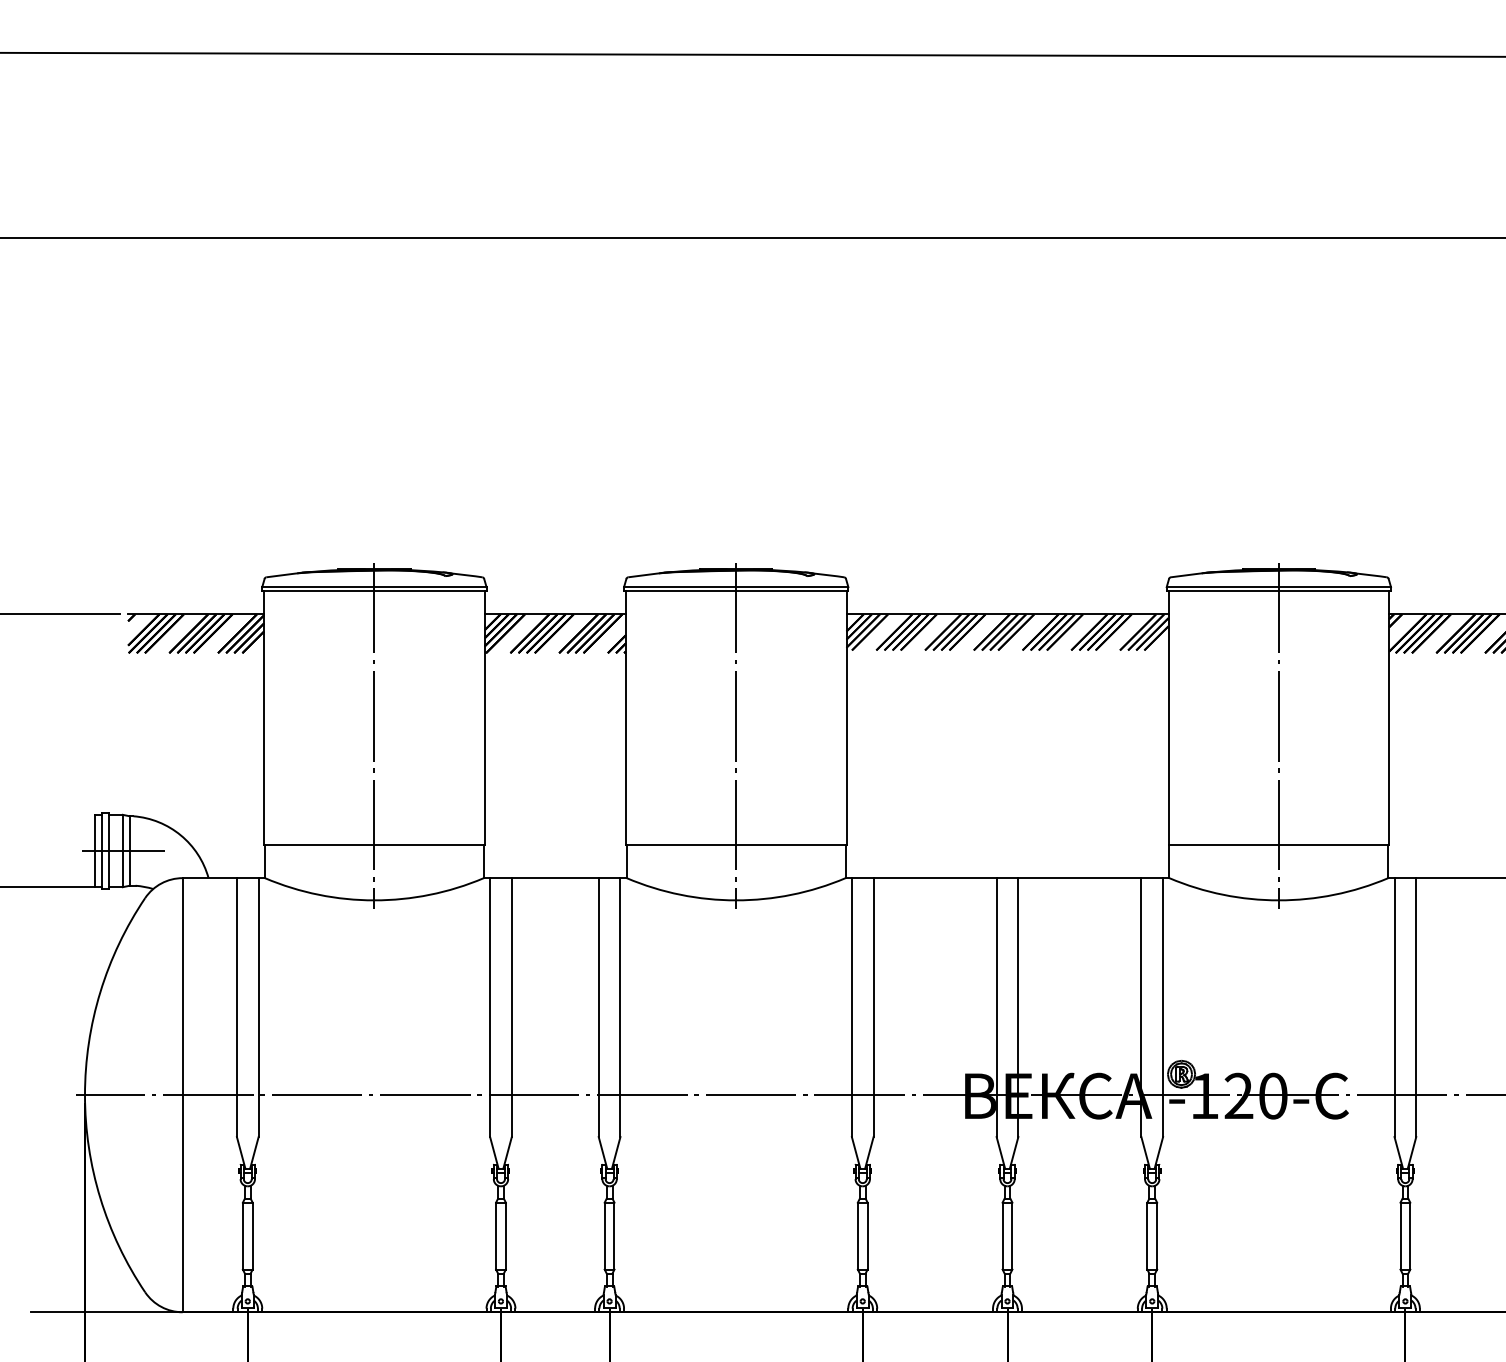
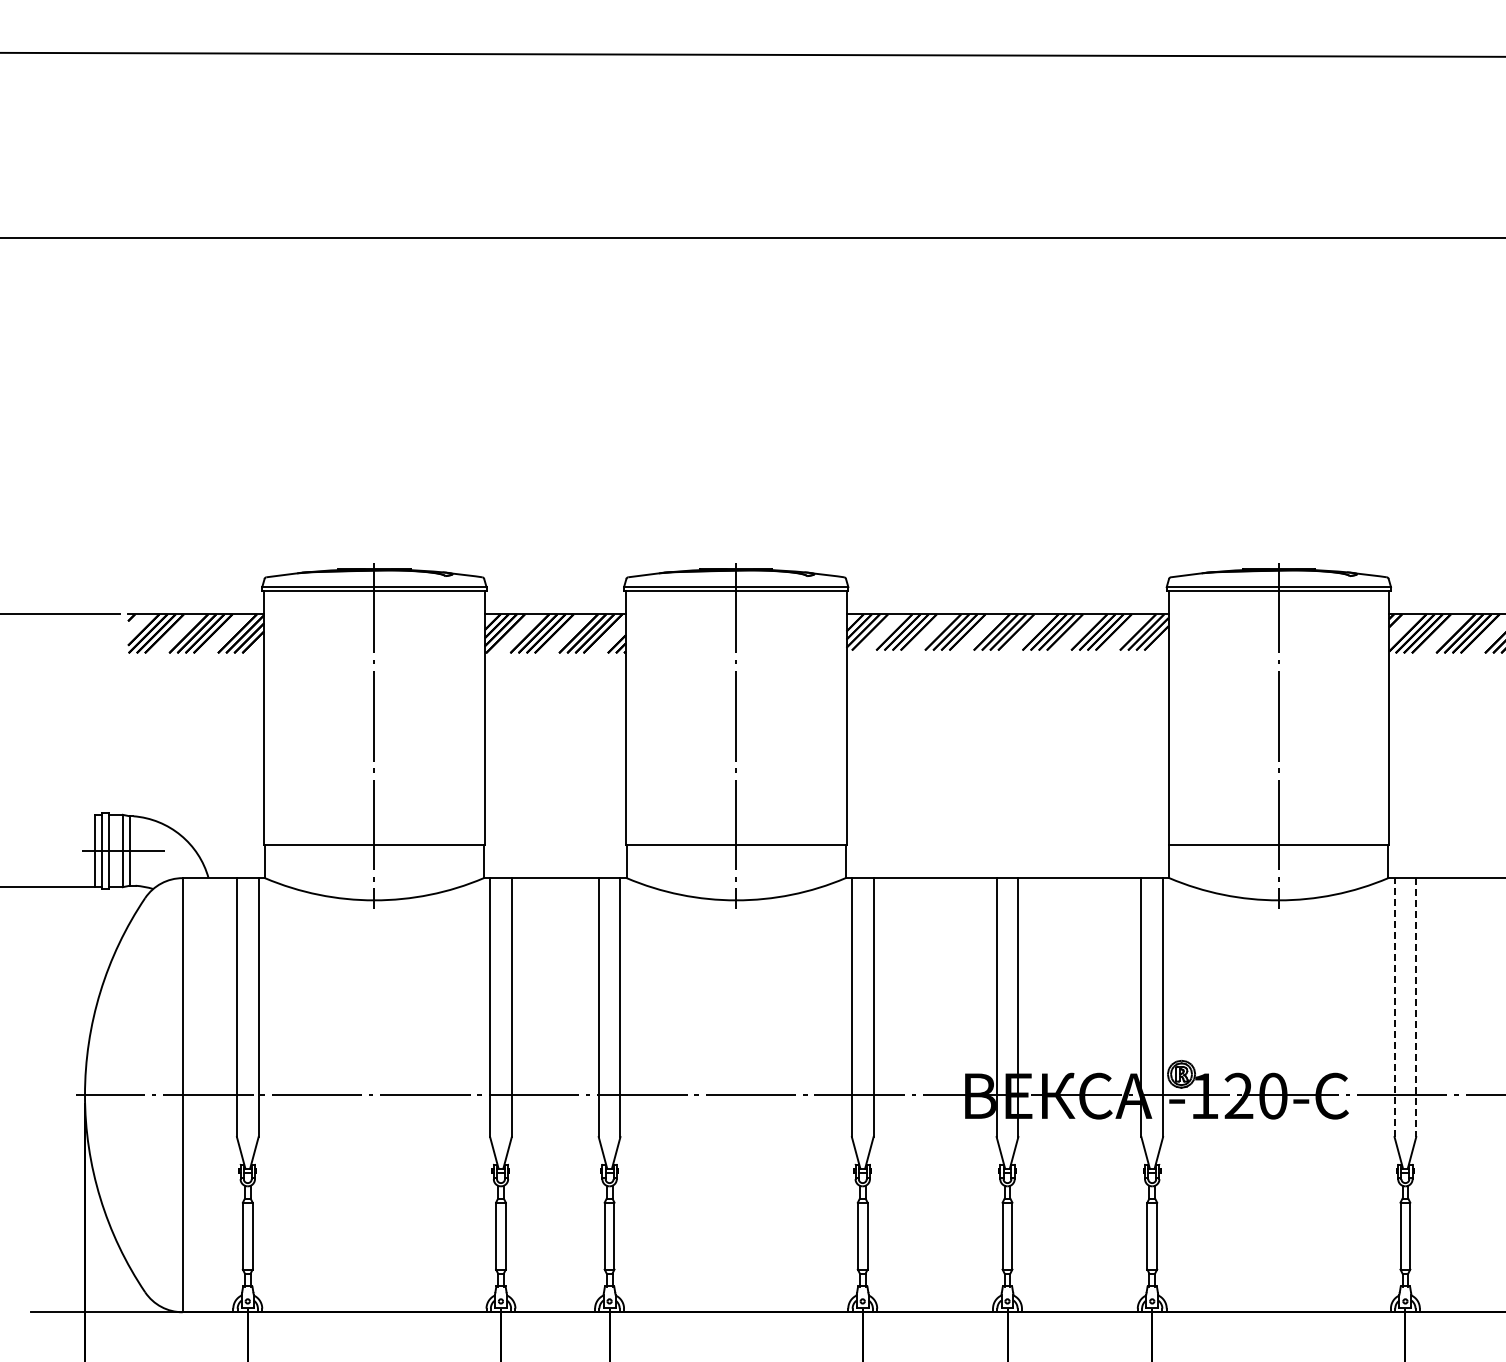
line: solid -> dashed (1394, 1007)
line: solid -> dashed (1416, 1008)
